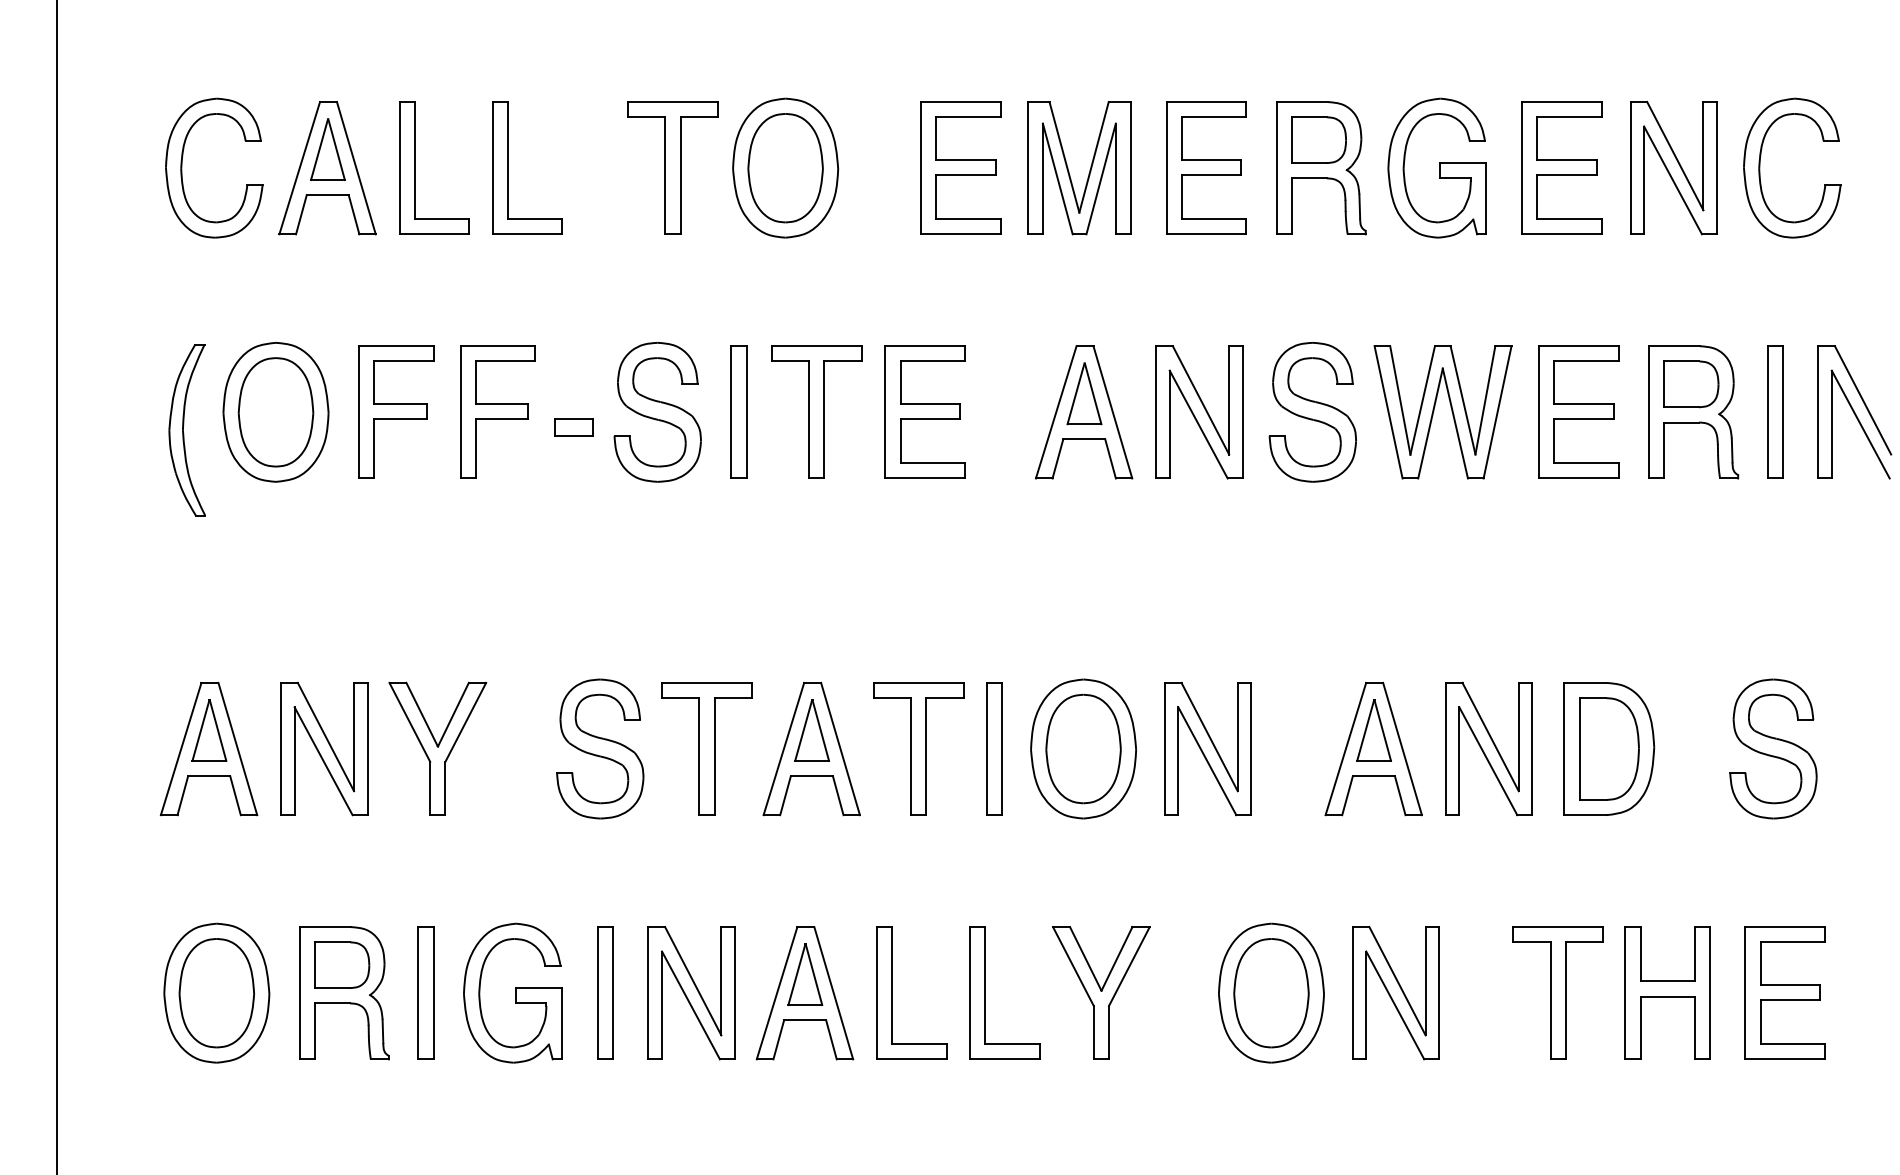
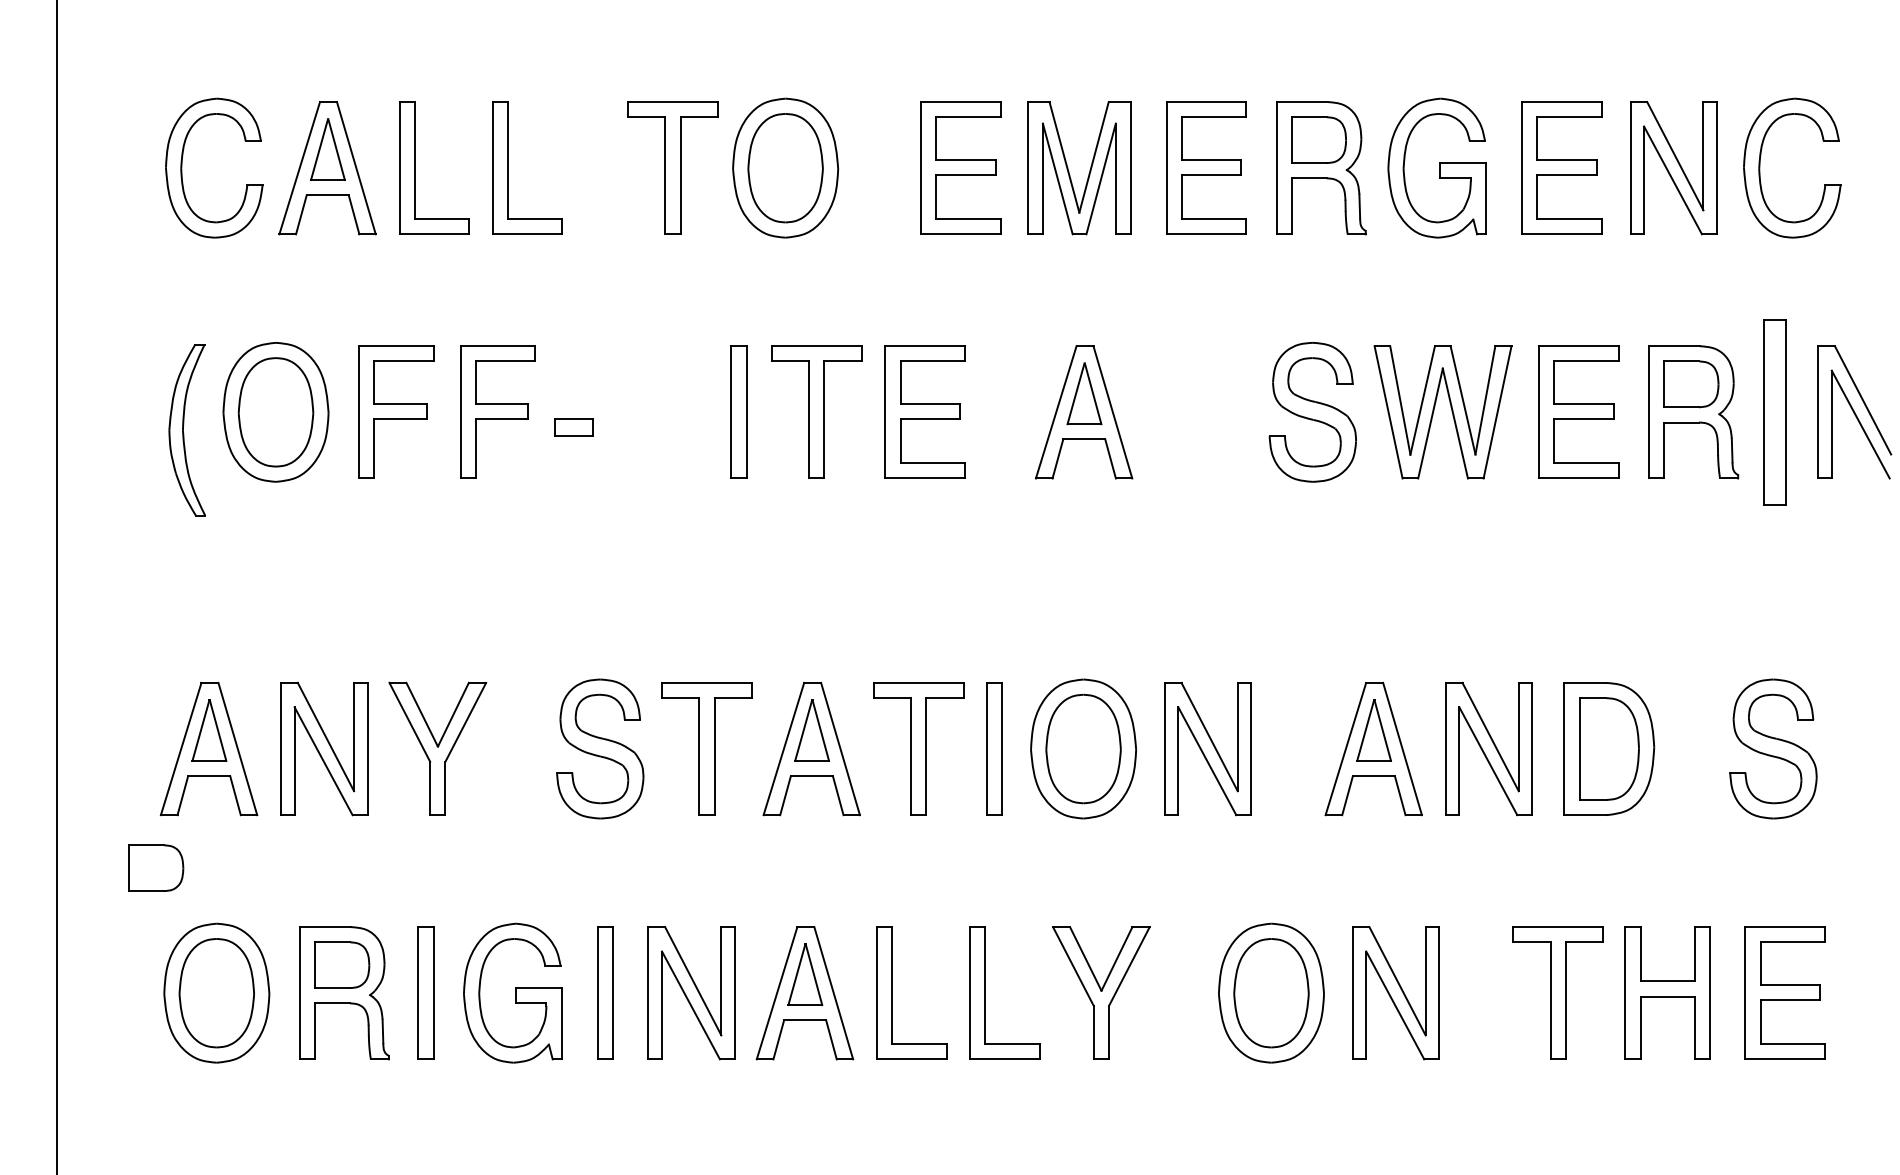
part size: 17x134 px -> 24x187 px (1774, 412)
part: present -> none (657, 412)
part: present -> none (1199, 412)
part: none -> present (156, 867)
